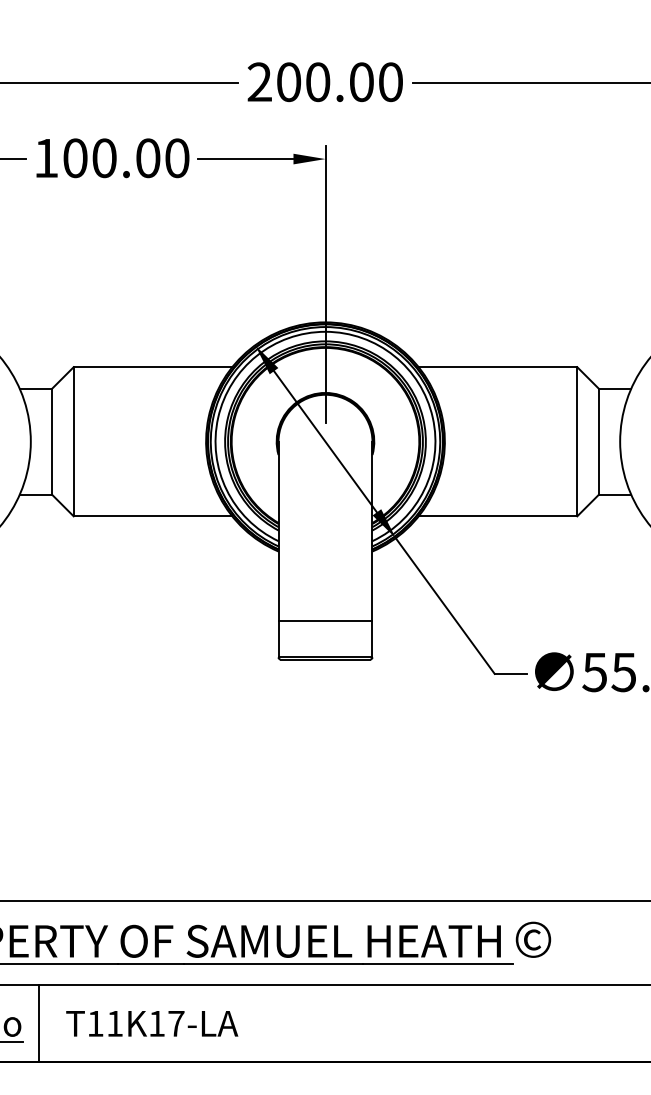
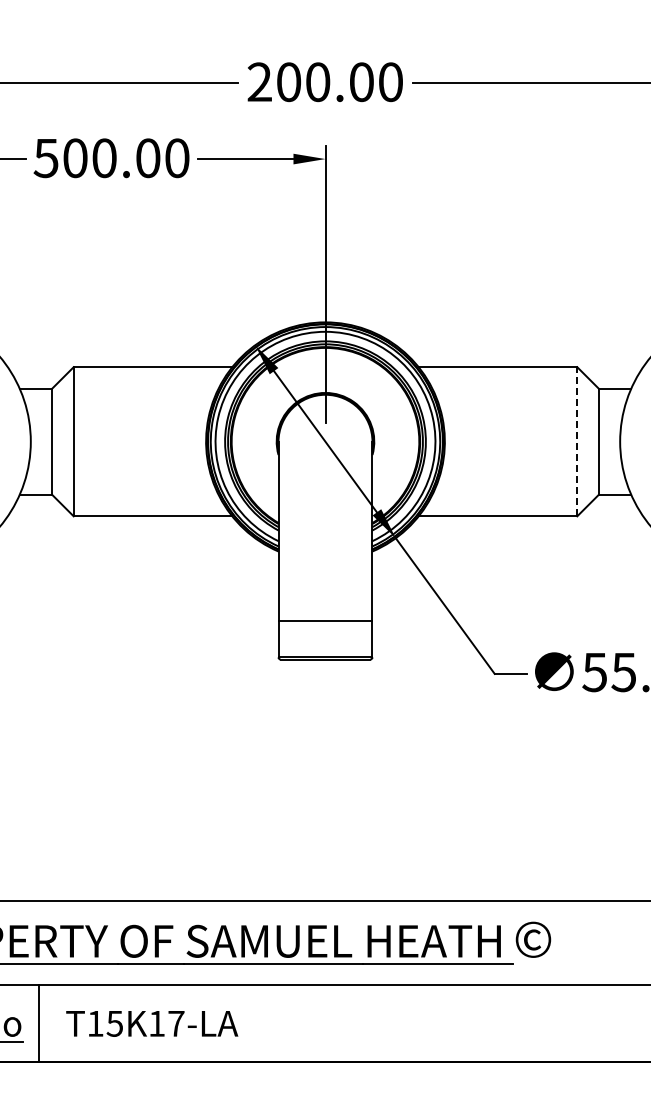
text: 100.00 -> 500.00 (45, 158)
line: solid -> dashed (577, 441)
text: T11K17-LA -> T15K17-LA (114, 1023)
